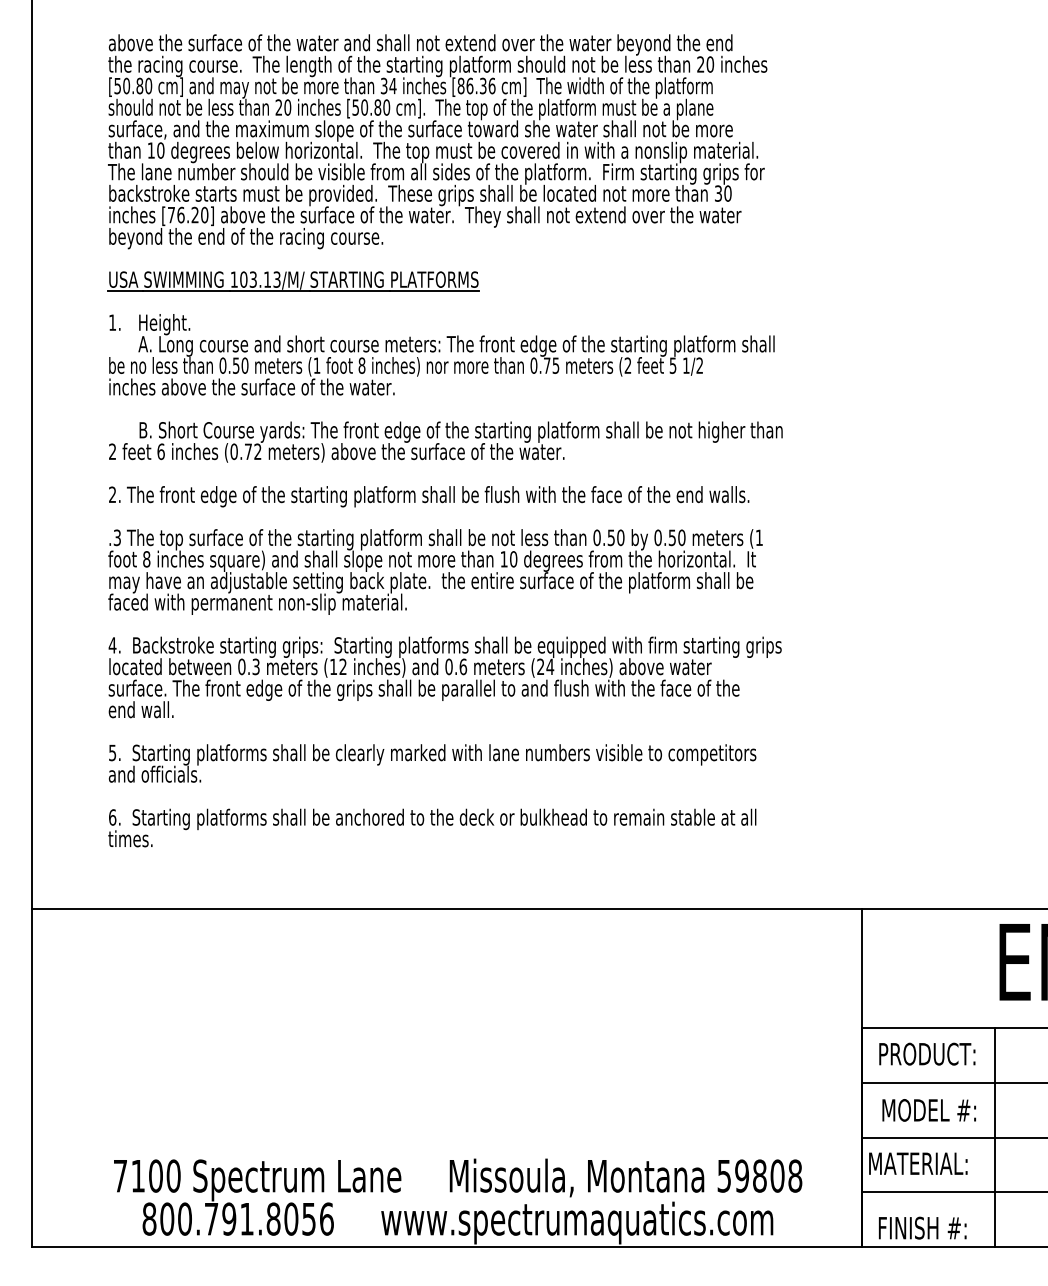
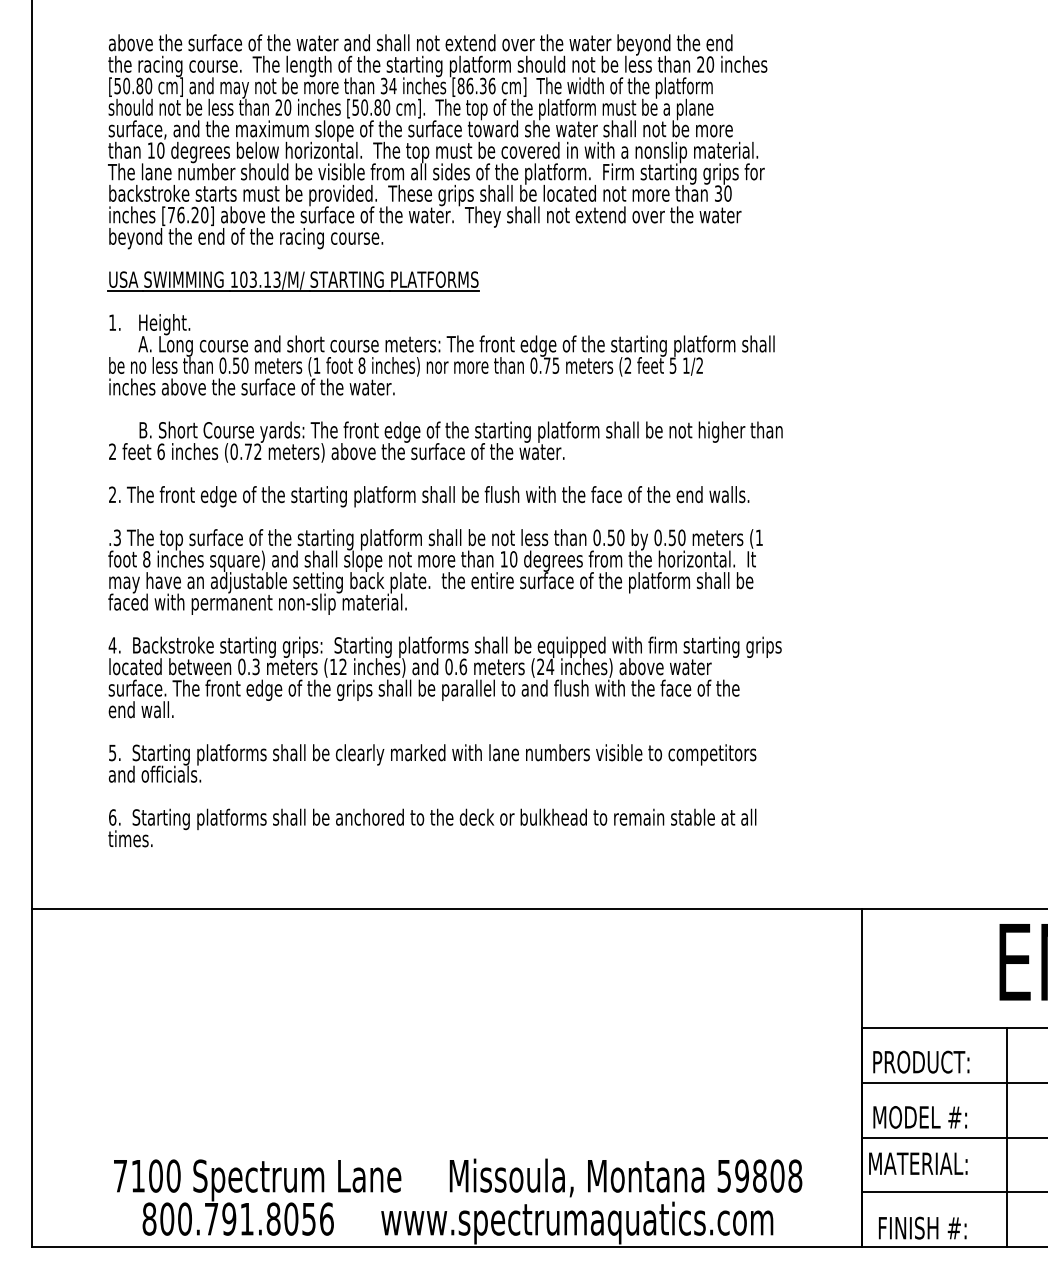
text position: (927, 1053) -> (921, 1061) (921, 1061)
text position: (928, 1110) -> (919, 1117) (919, 1117)
line position: (995, 1137) -> (1007, 1137) (1007, 1137)
